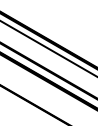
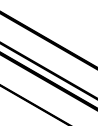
line: present -> none (48, 48)
